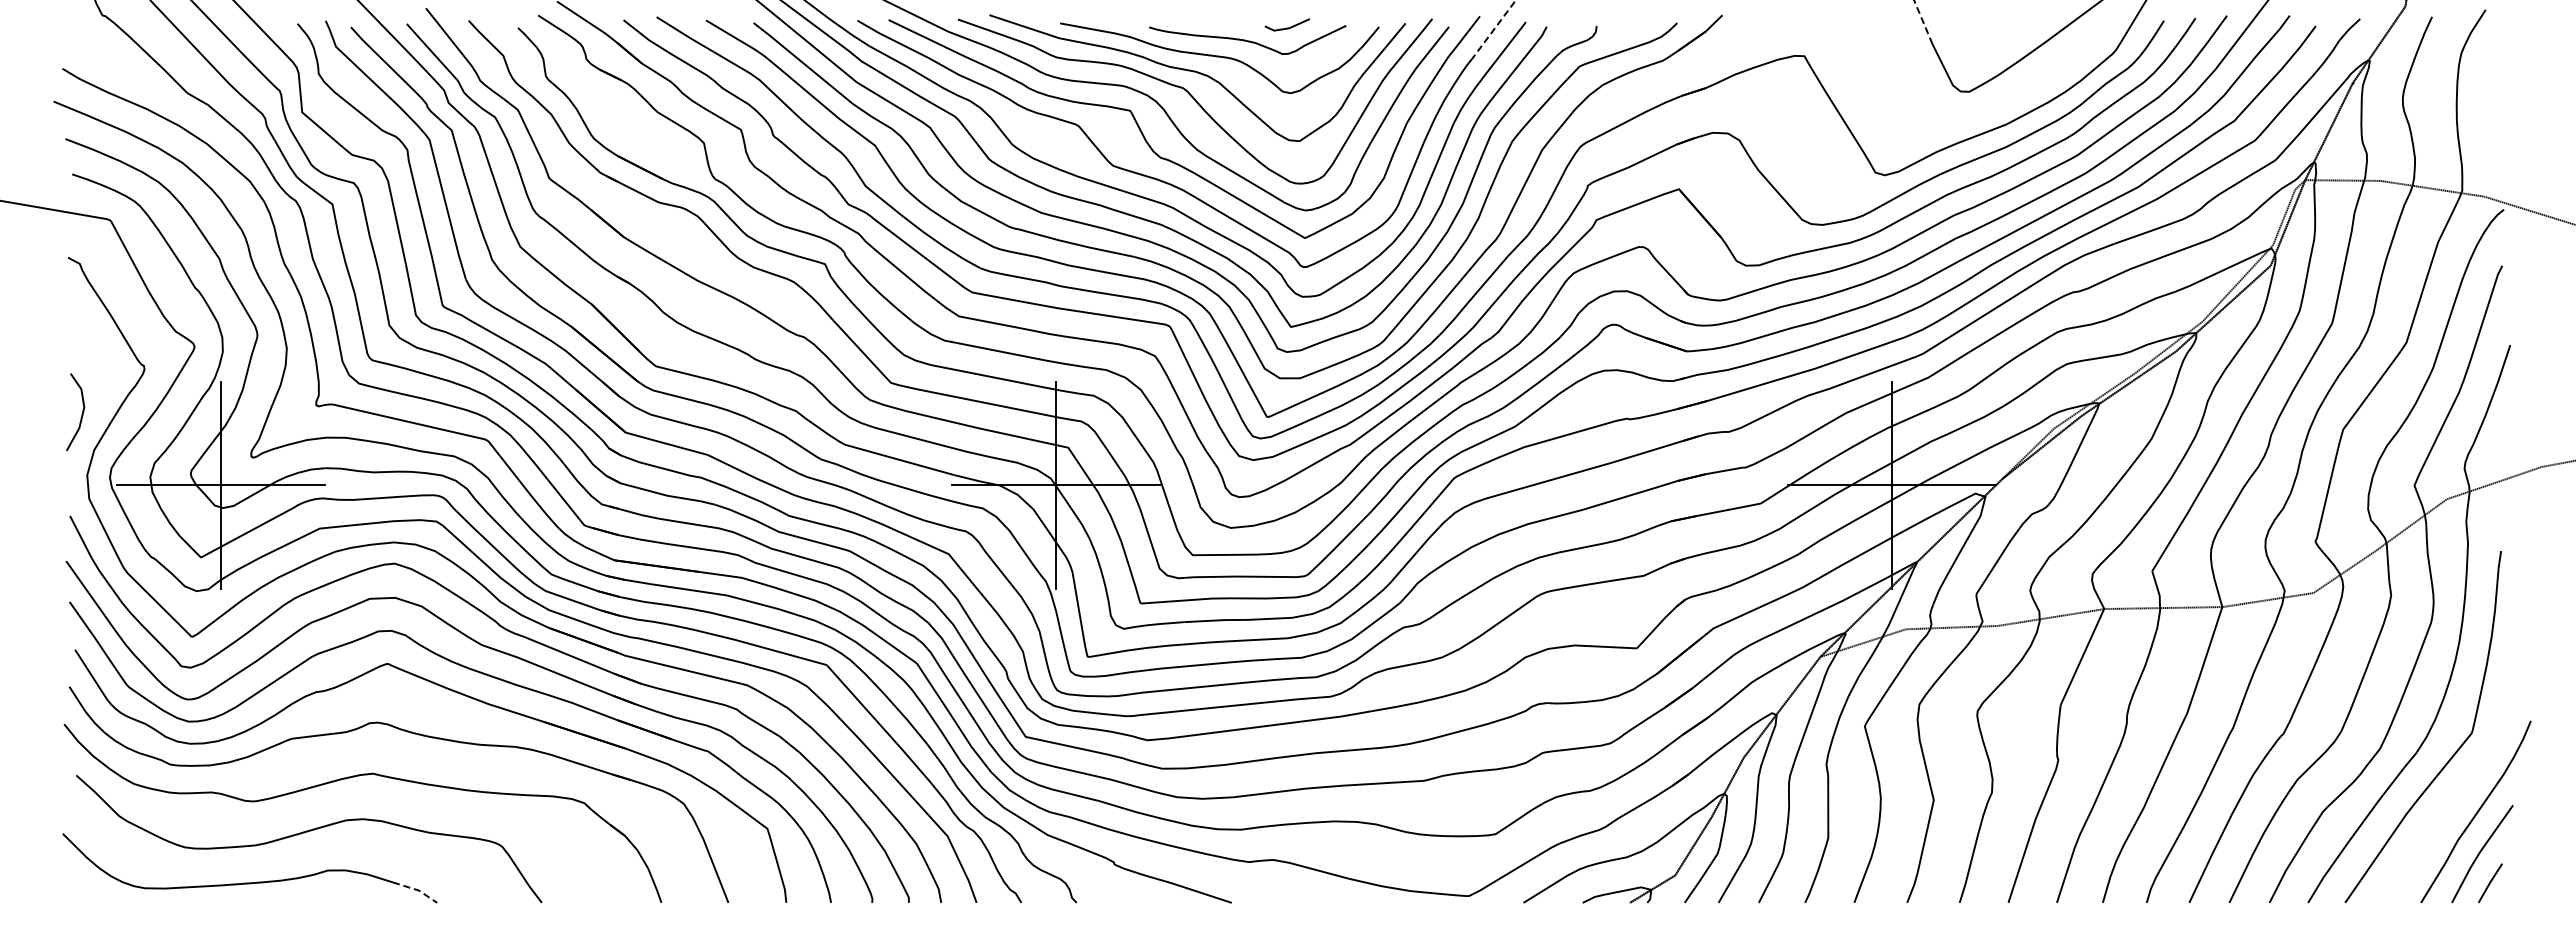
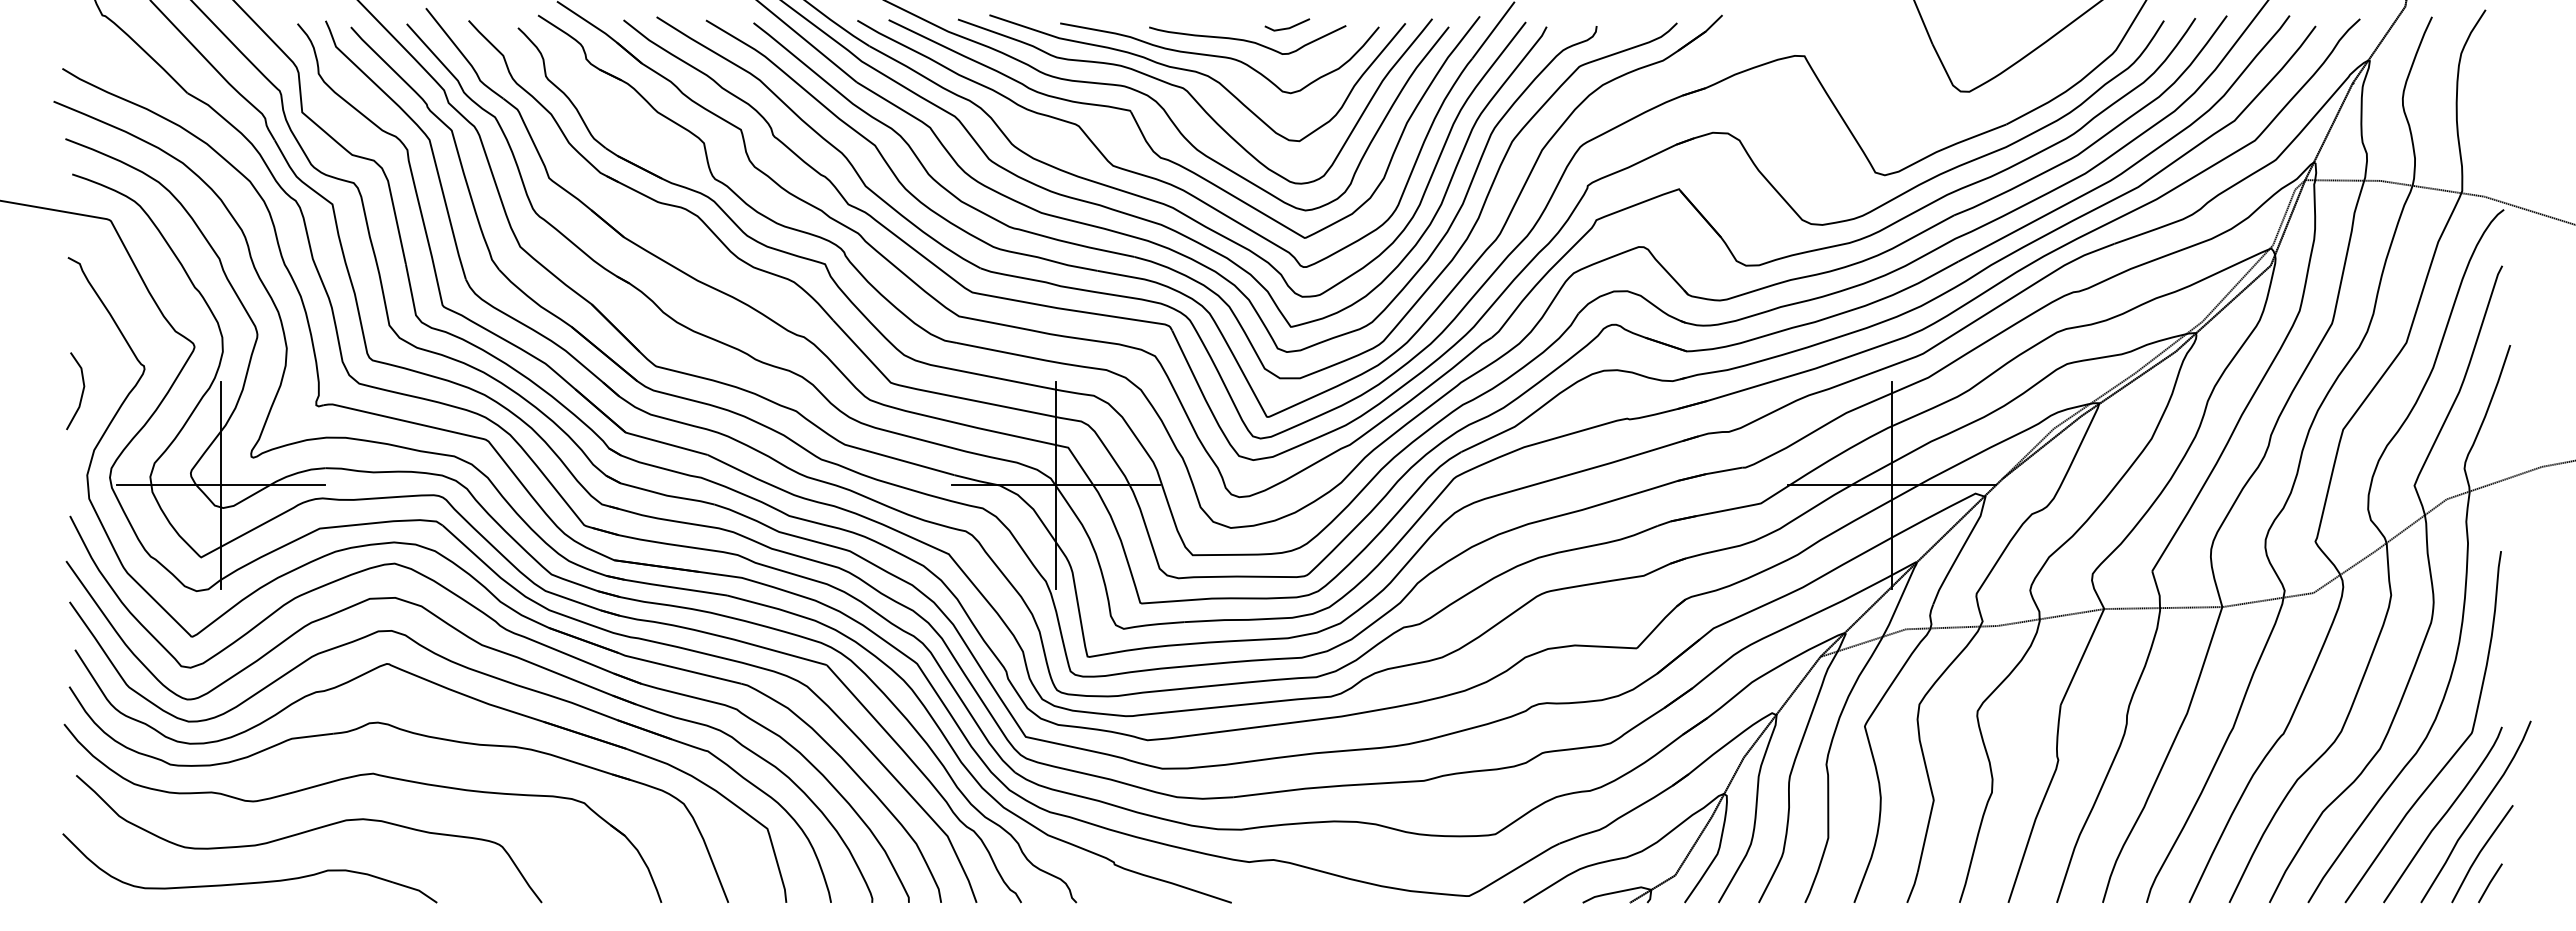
line: dashed -> solid (1923, 22)
line: dashed -> solid (1493, 30)
line position: (81, 414) -> (81, 393) (81, 393)
curve: none -> present (2443, 814)
line: dashed -> solid (416, 889)
